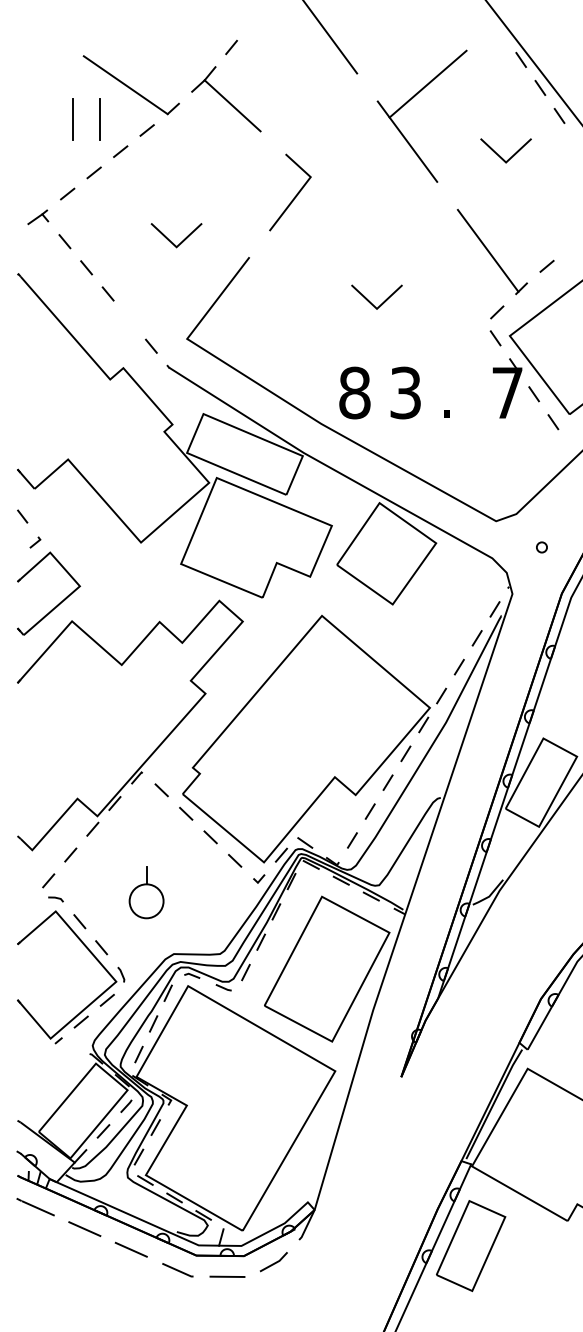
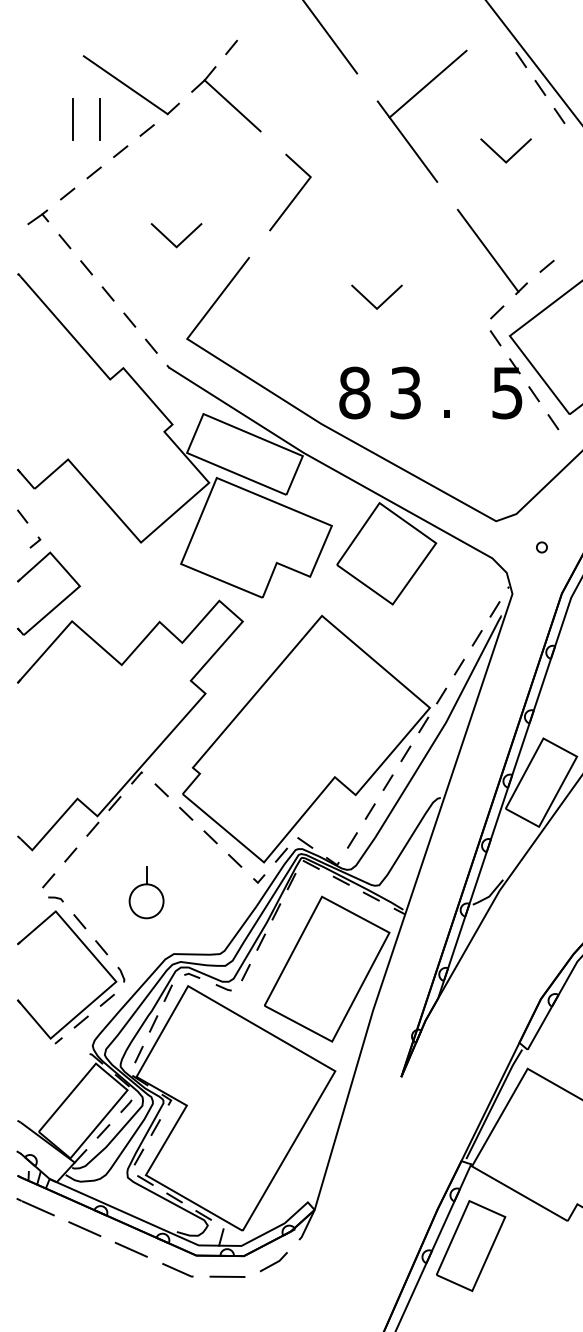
line: none -> present (129, 319)
text: 7 -> 5 (507, 393)
